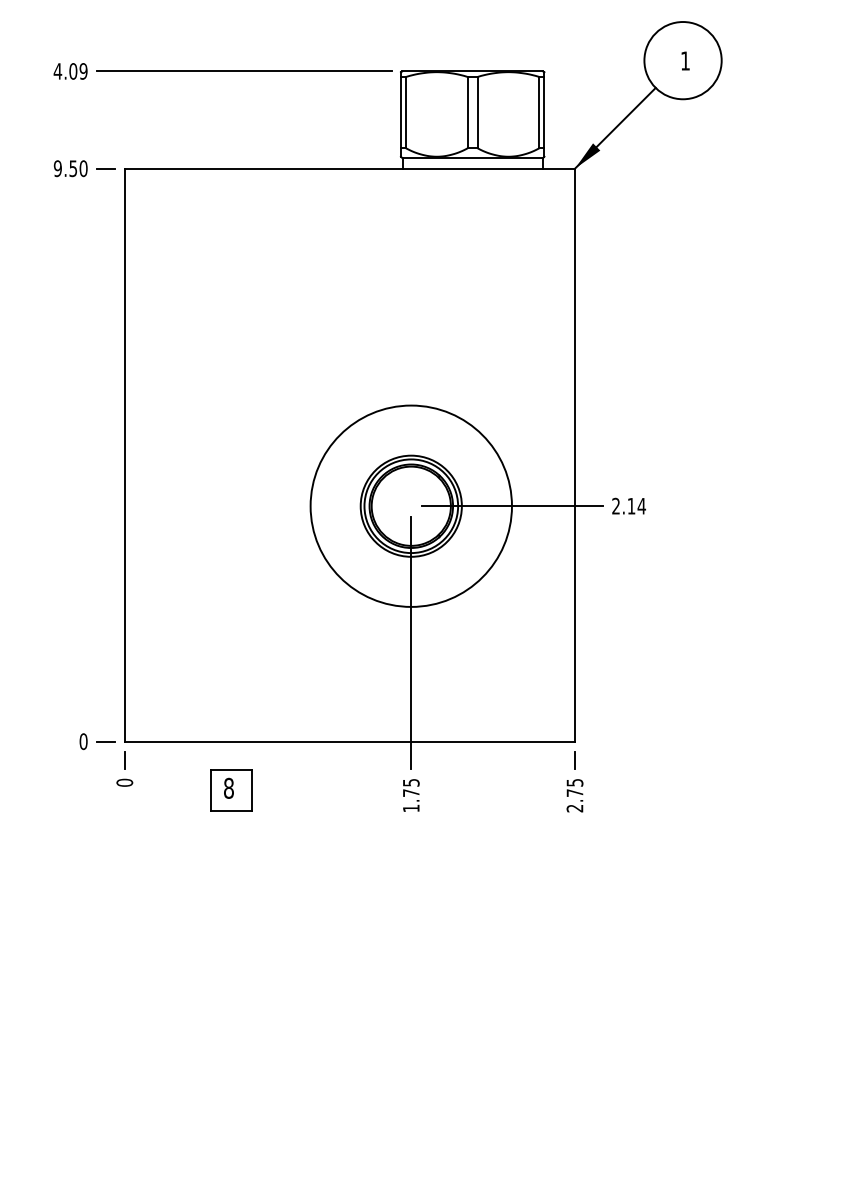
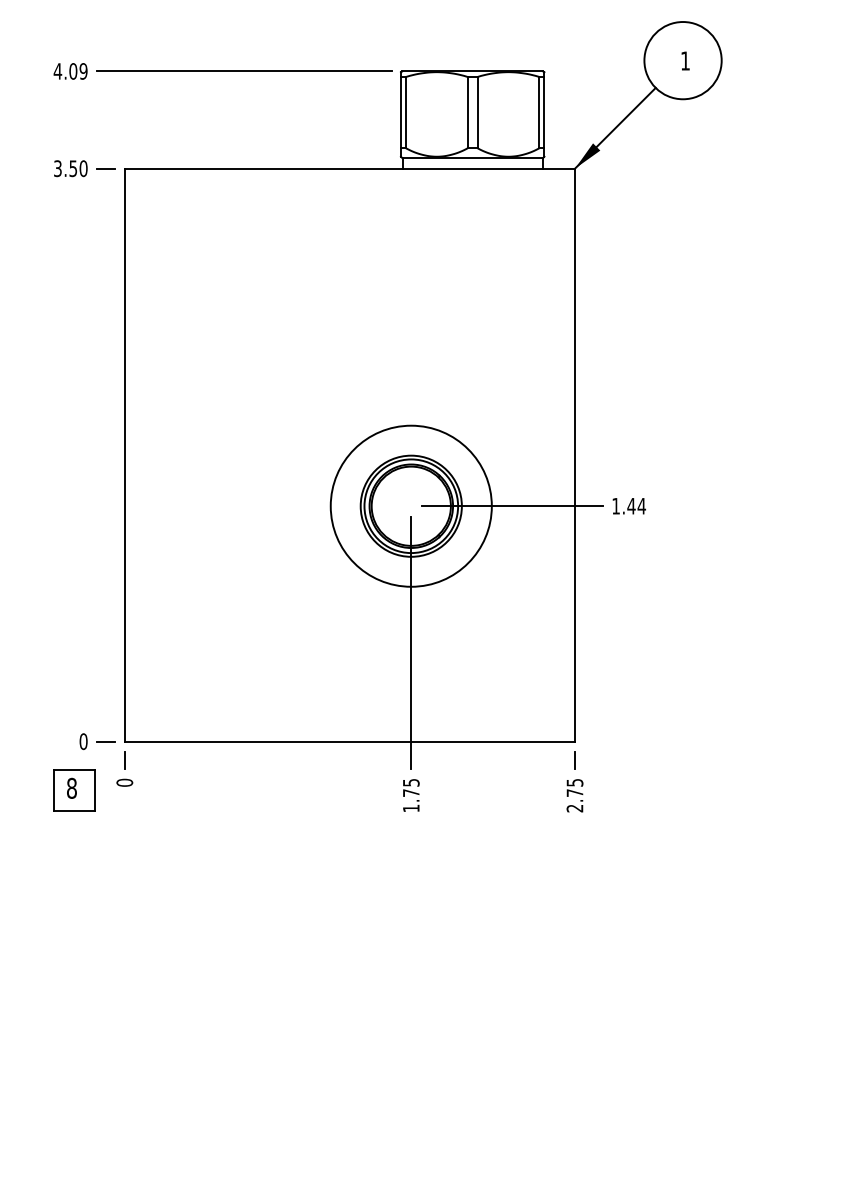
text: 9.50 -> 3.50 (57, 168)
circle diameter: 201 px -> 161 px (410, 505)
text: 2.14 -> 1.44 (623, 505)
part position: (231, 790) -> (74, 790) (74, 790)
